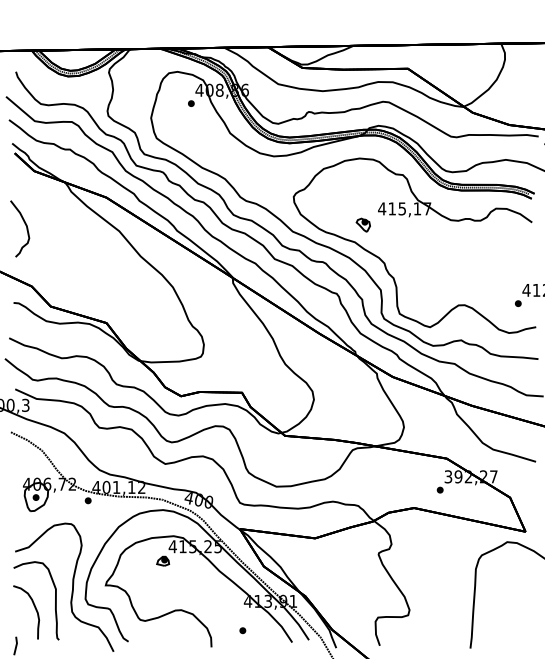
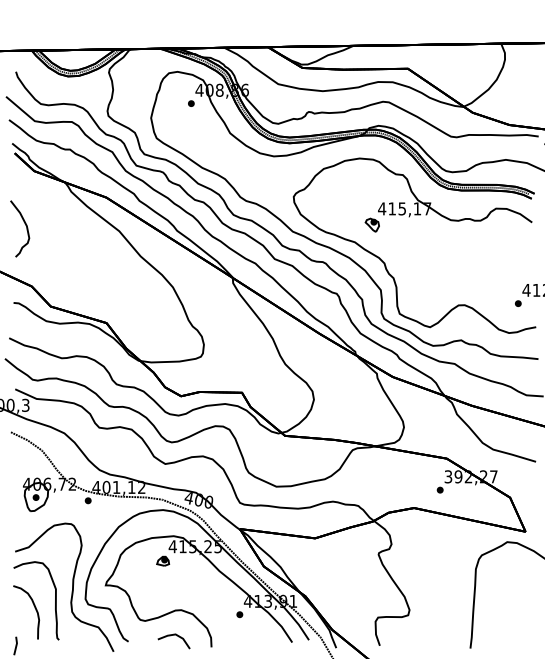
part position: (362, 224) -> (371, 224) (371, 224)
part position: (242, 630) -> (239, 614) (239, 614)
line: none -> present (170, 636)
